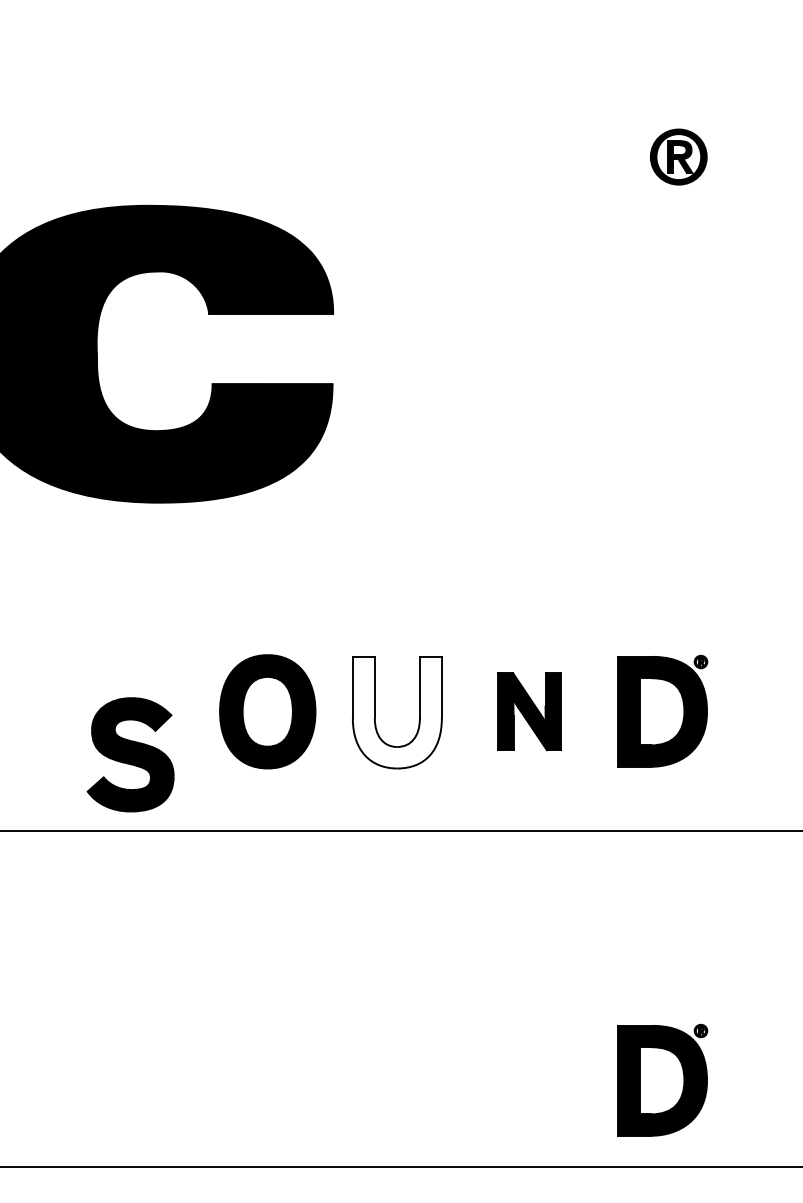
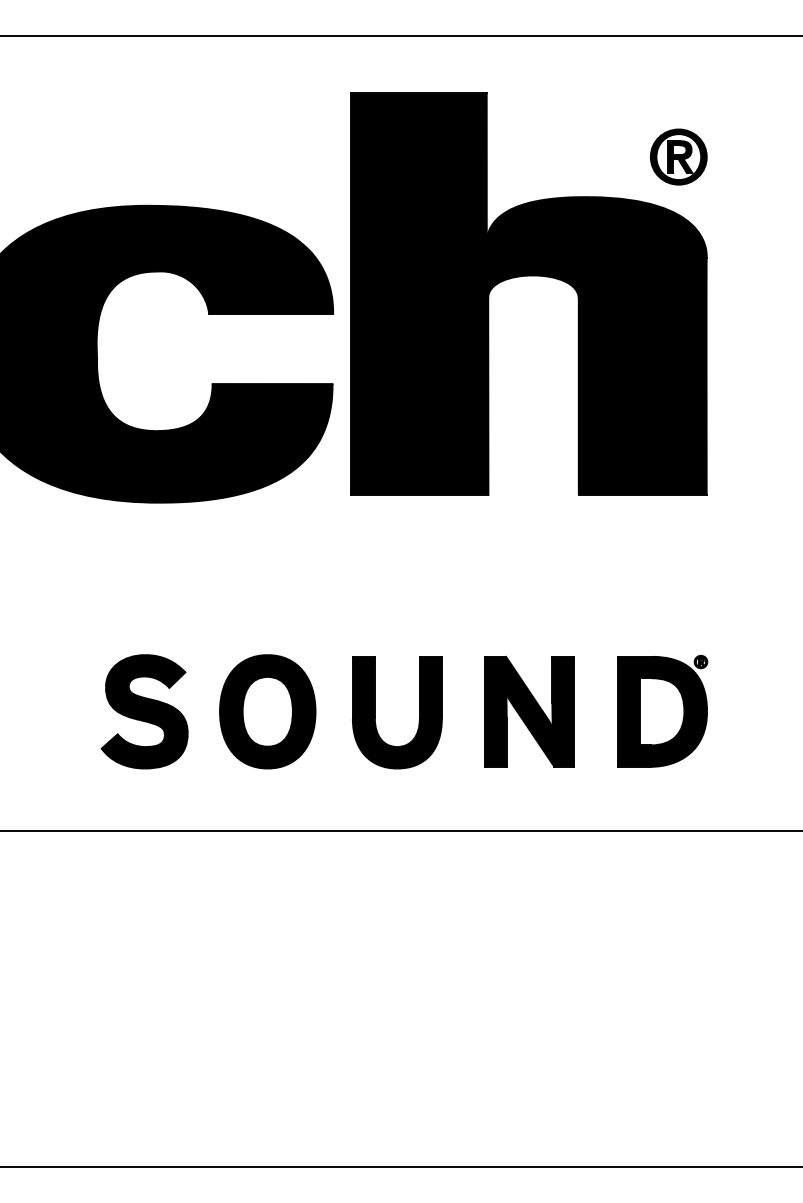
line: none -> present (400, 36)
part: none -> present (528, 276)
part size: 65x80 px -> 91x113 px (529, 711)
fill: none -> present (396, 712)
part position: (130, 754) -> (144, 711) (144, 711)
part: present -> none (662, 1079)
